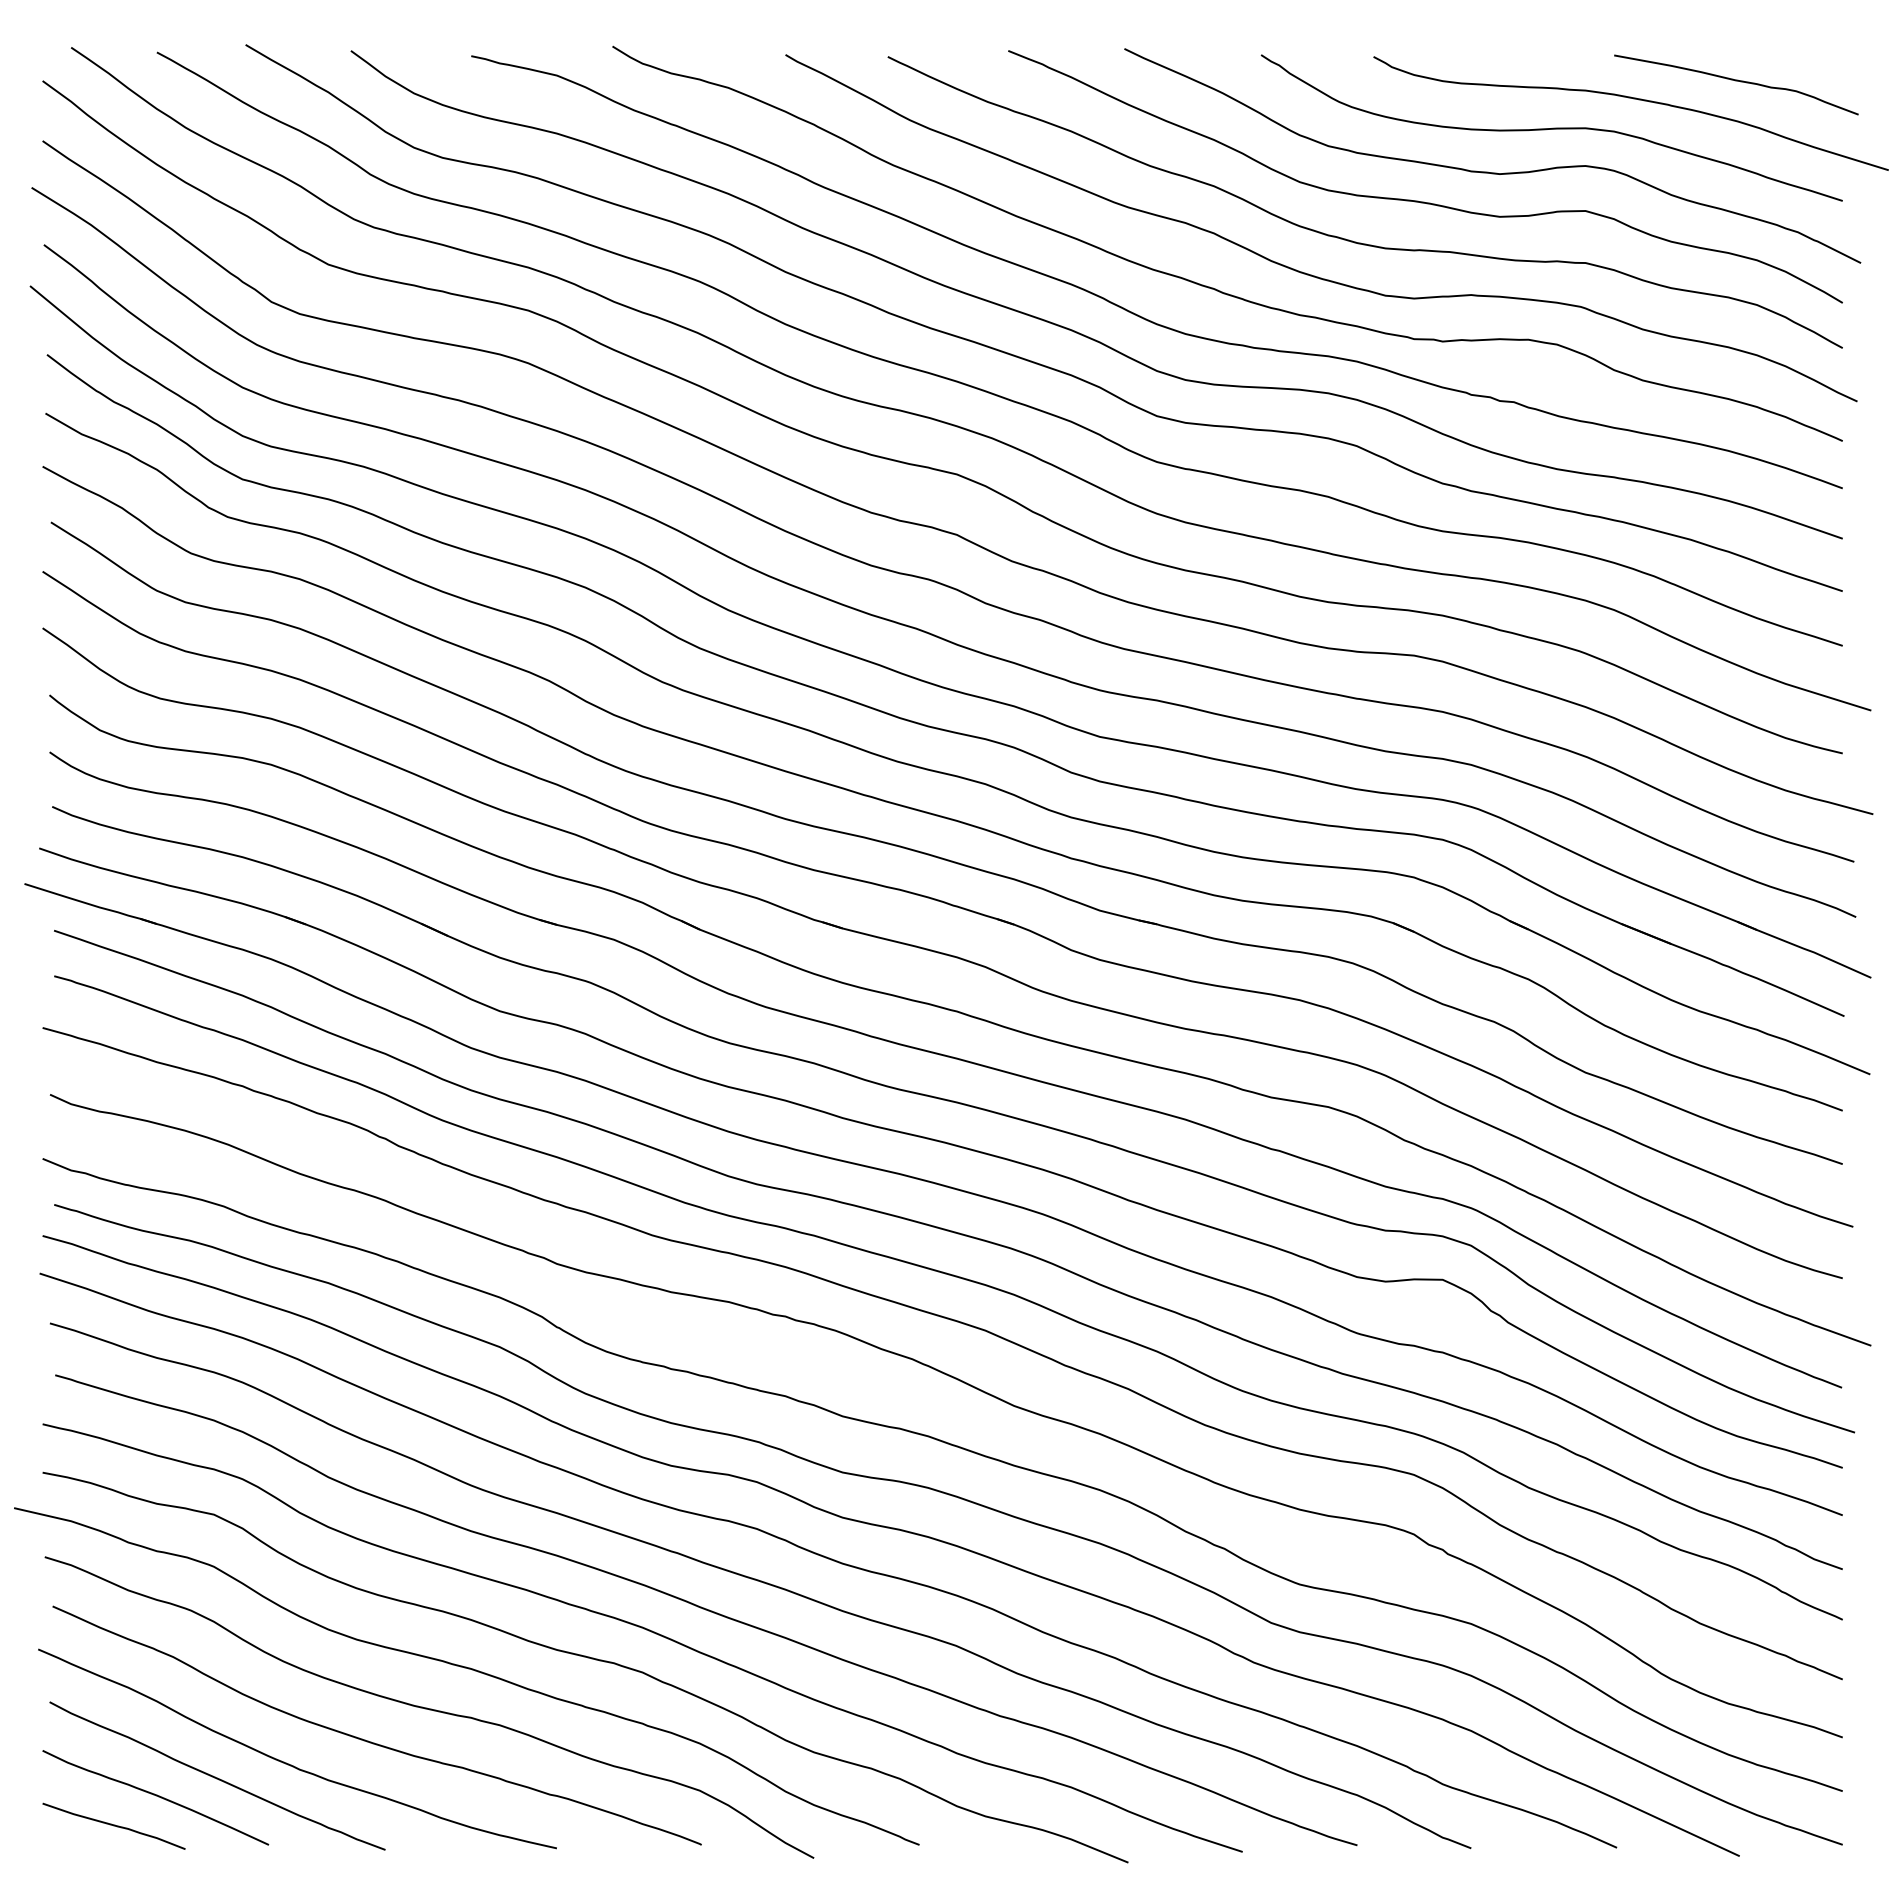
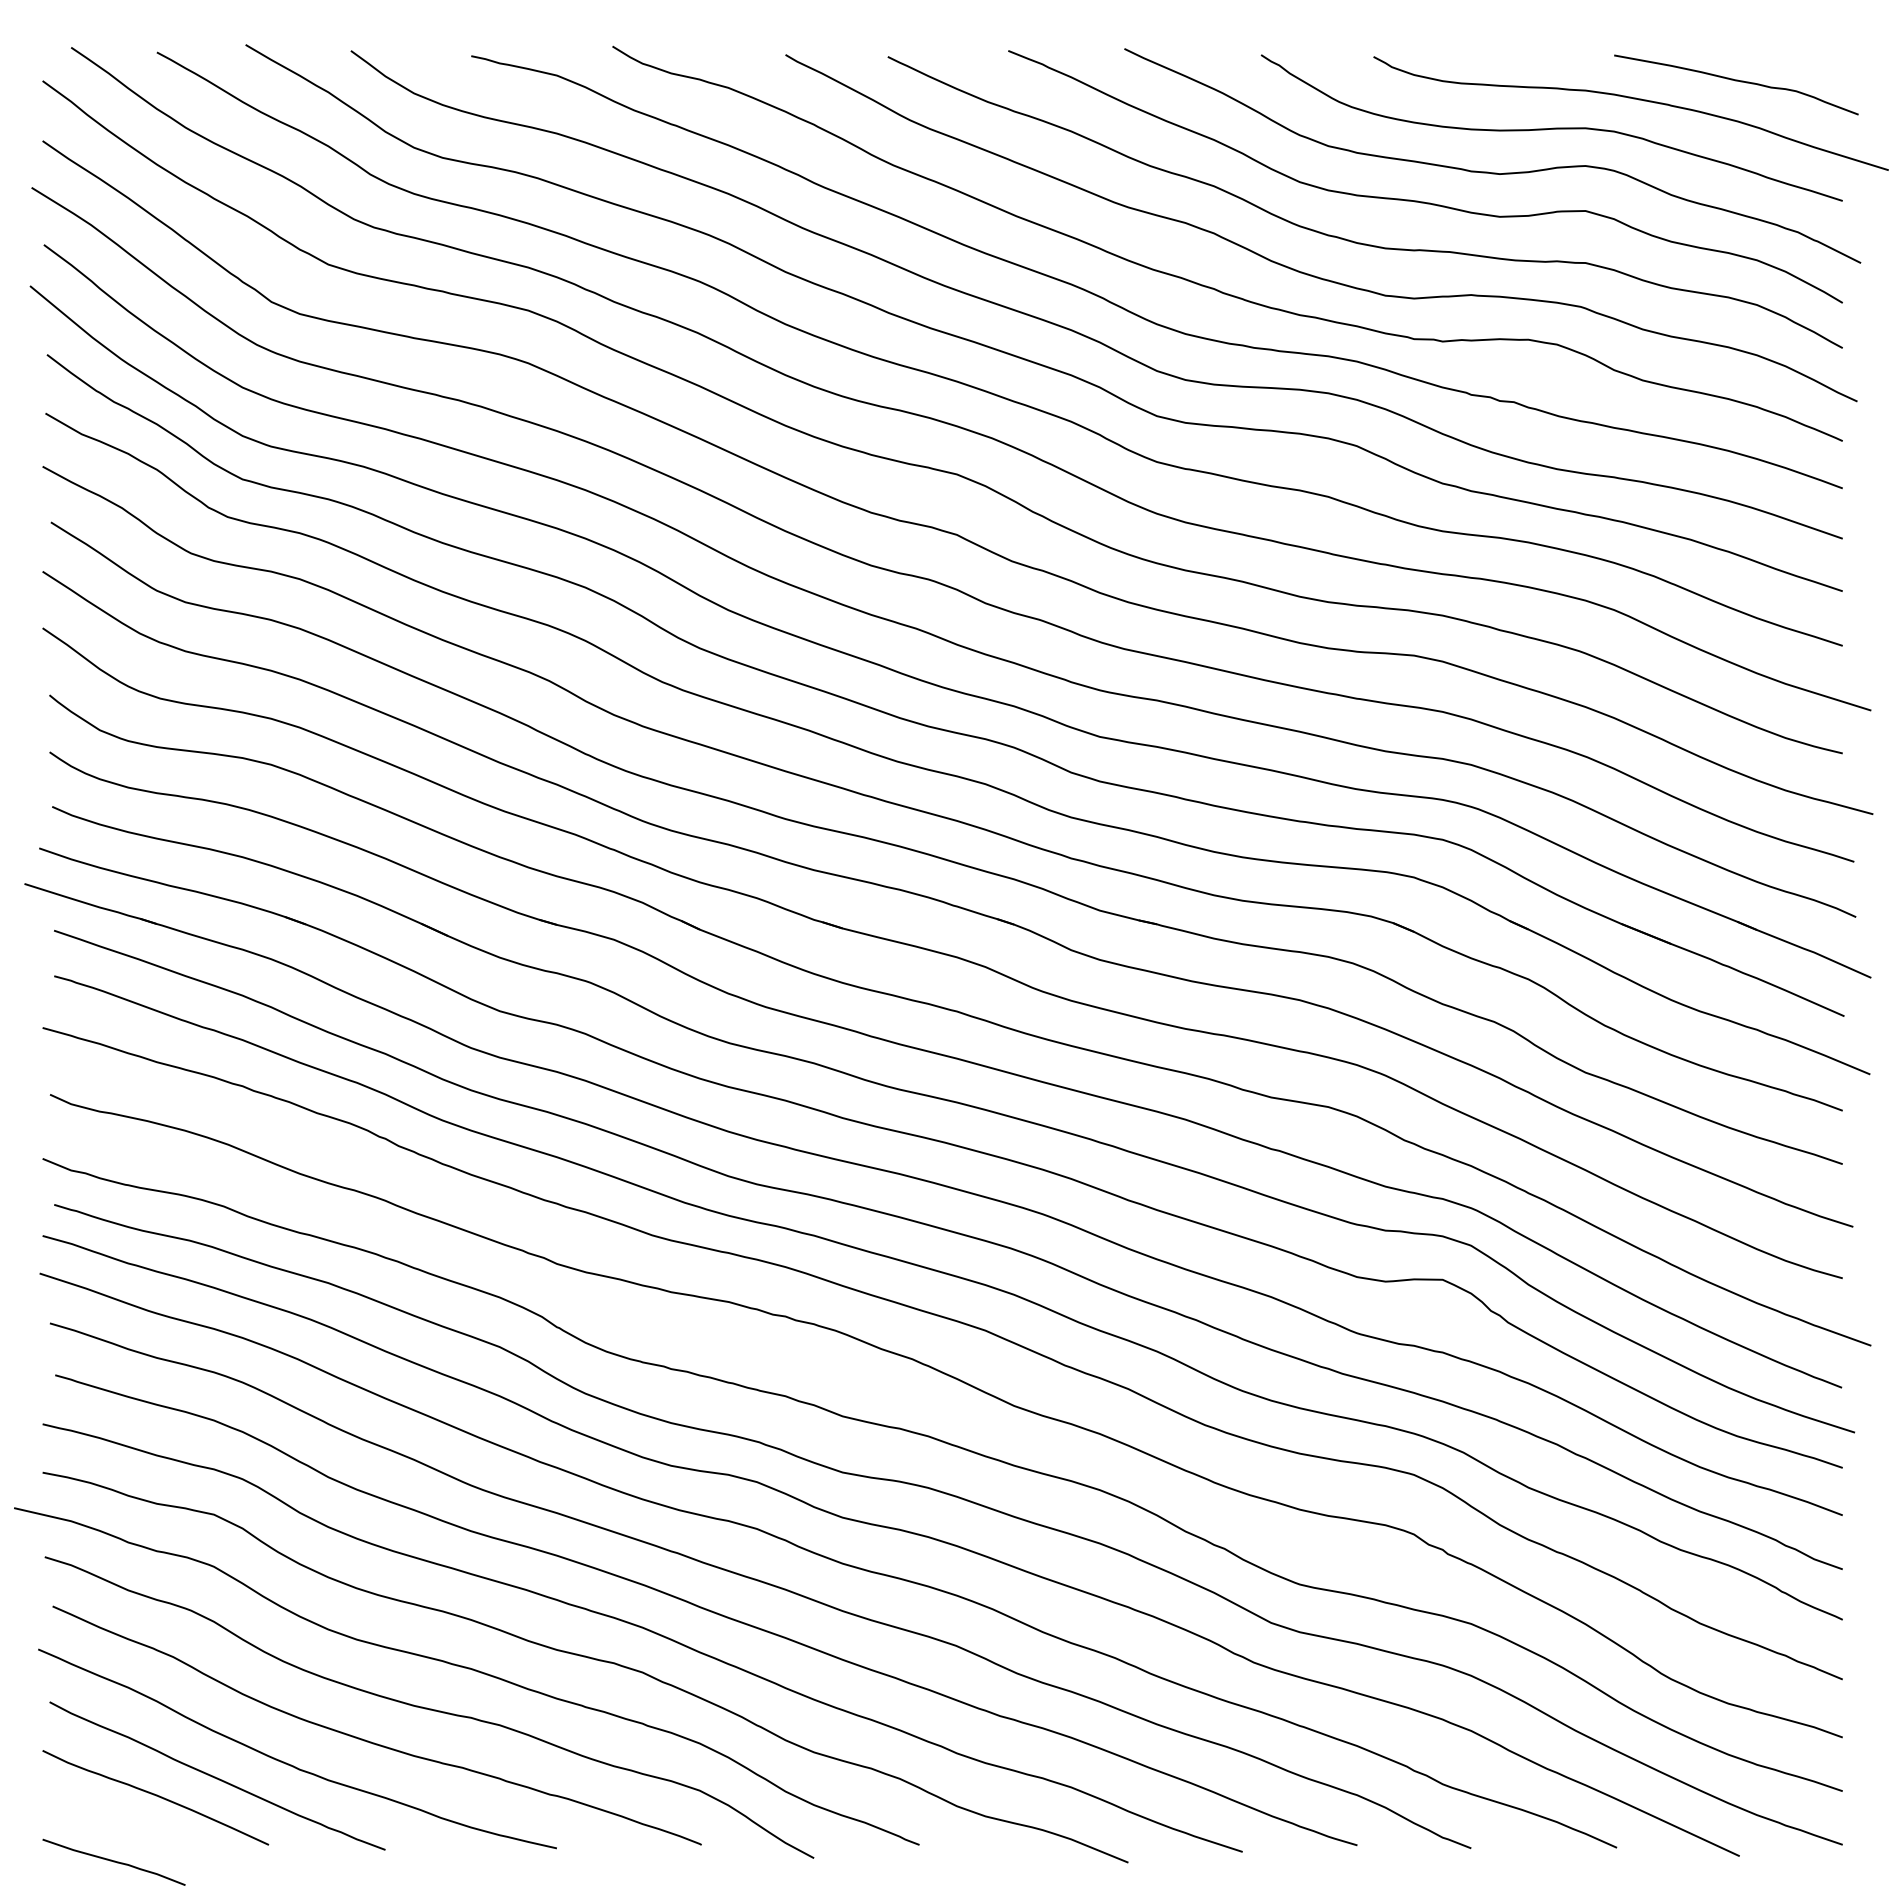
curve position: (113, 1825) -> (113, 1861) (113, 1861)
